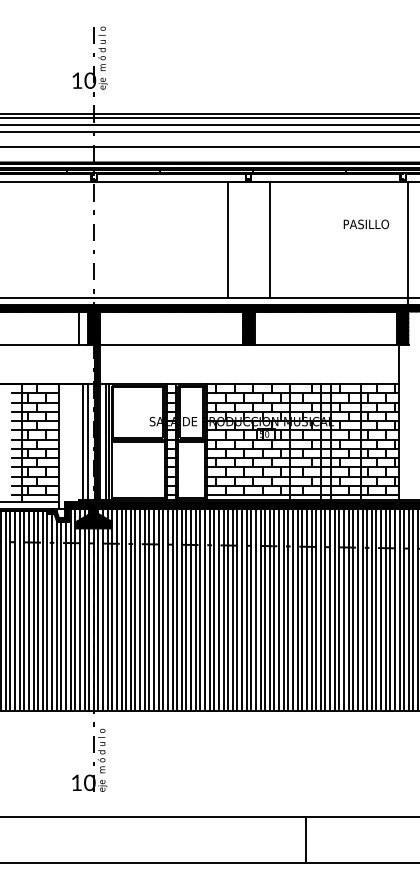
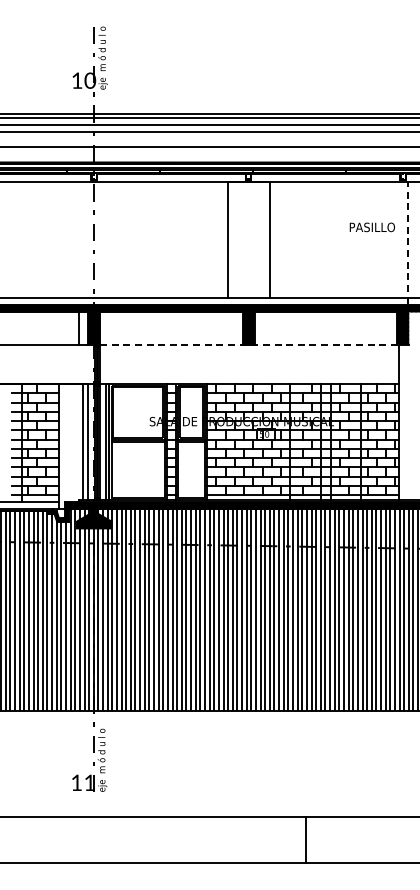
text position: (365, 224) -> (371, 227) (371, 227)
line: solid -> dashed (407, 243)
line: solid -> dashed (249, 344)
text: 10 -> 11 (89, 782)
